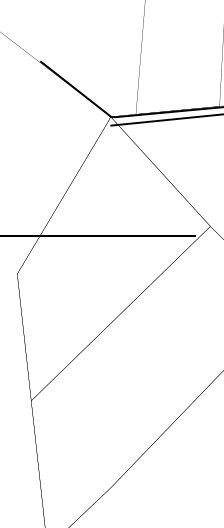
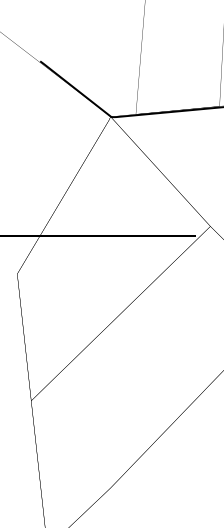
line: present -> none (165, 119)
